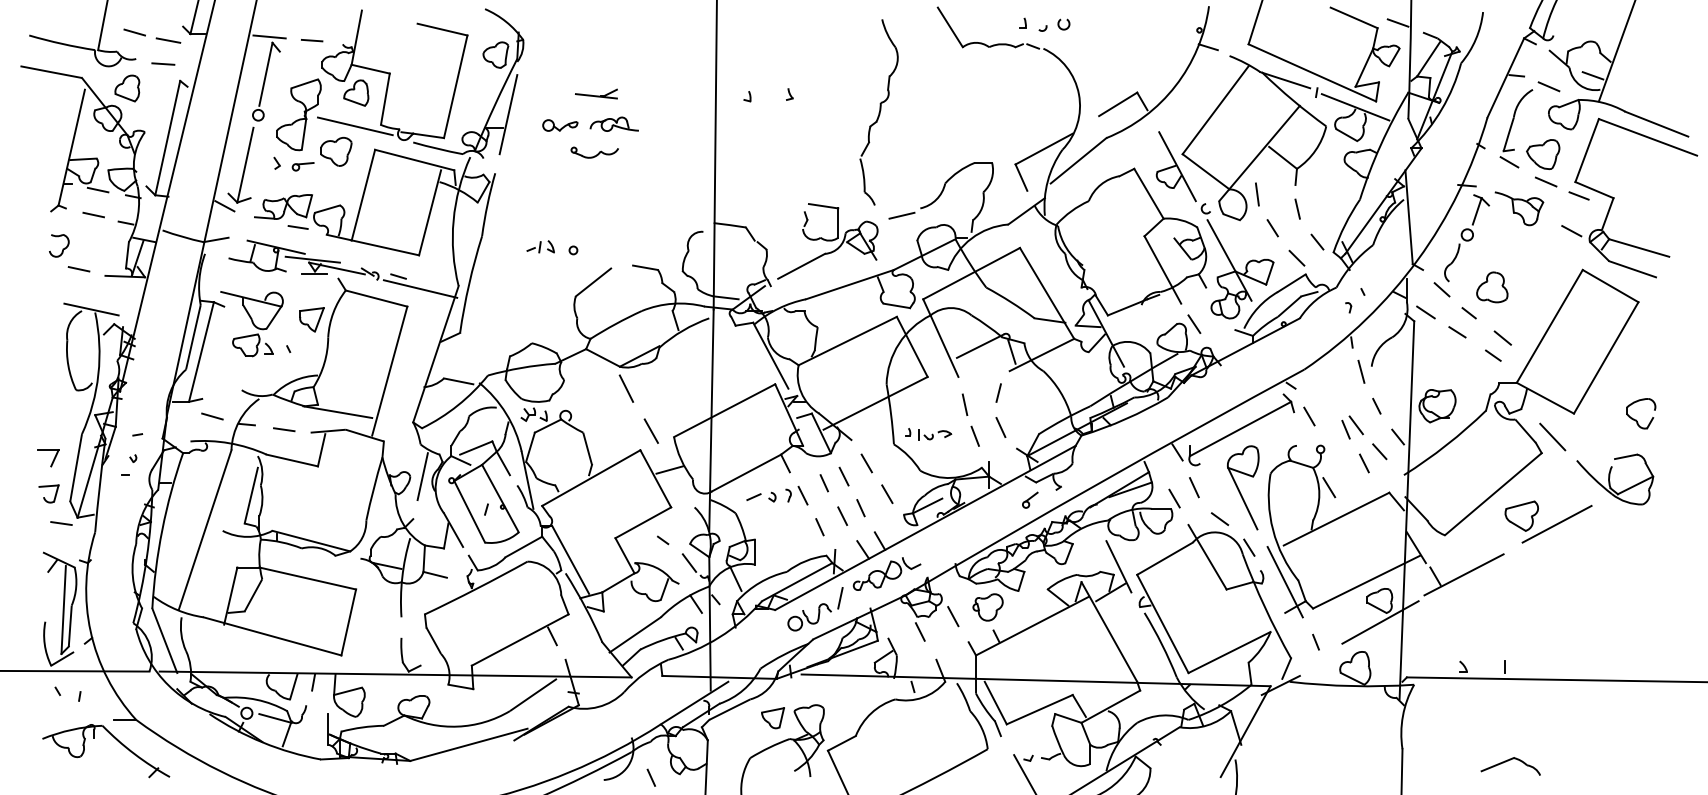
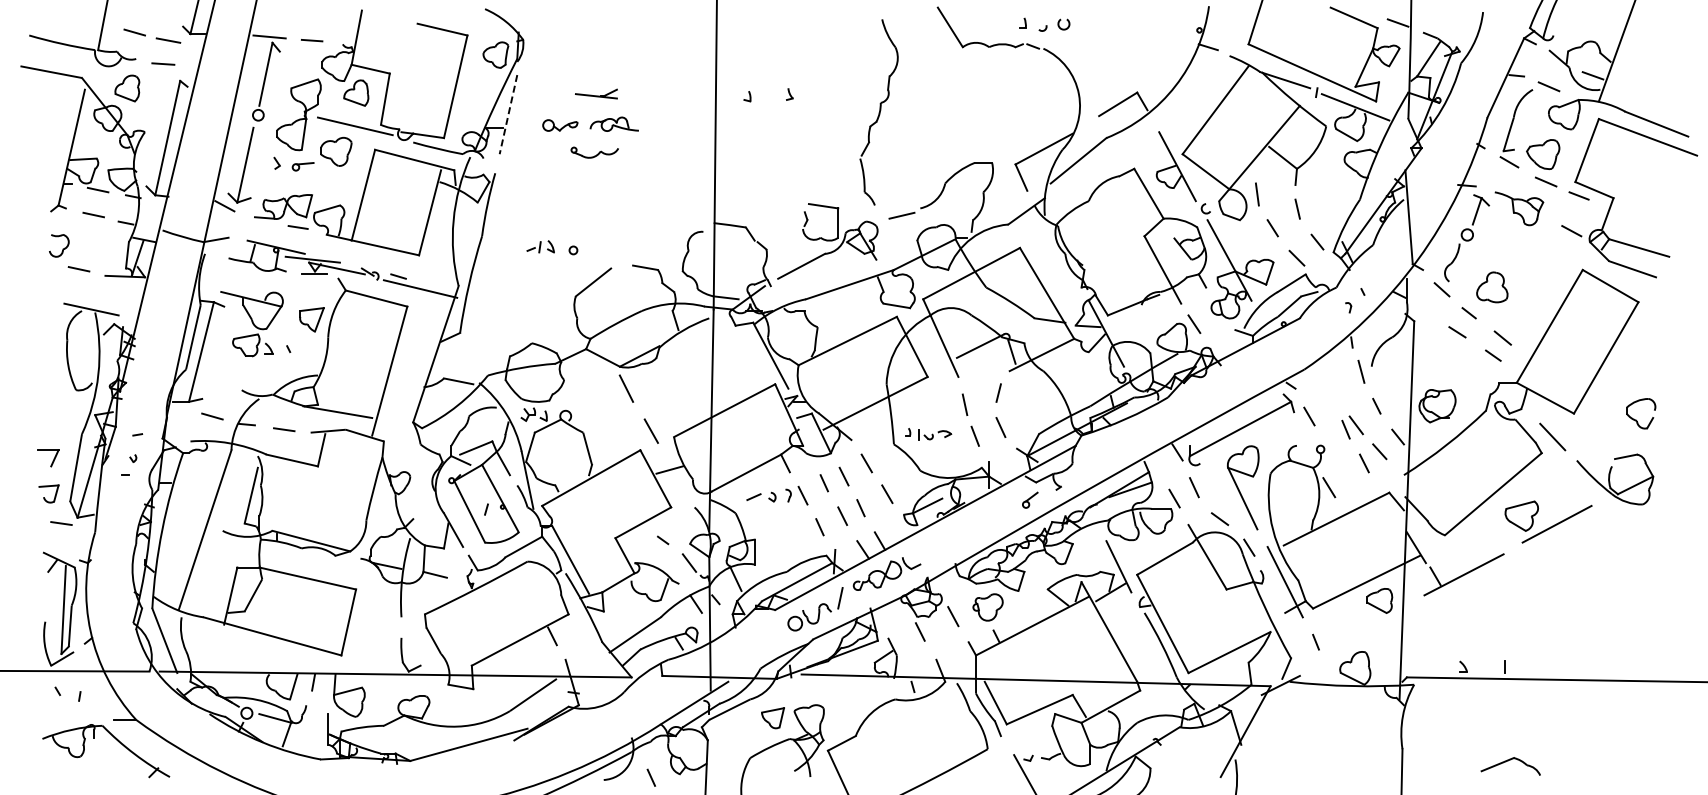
line: solid -> dashed (508, 114)
line: present -> none (1425, 312)
line: present -> none (422, 476)
line: present -> none (1380, 622)
